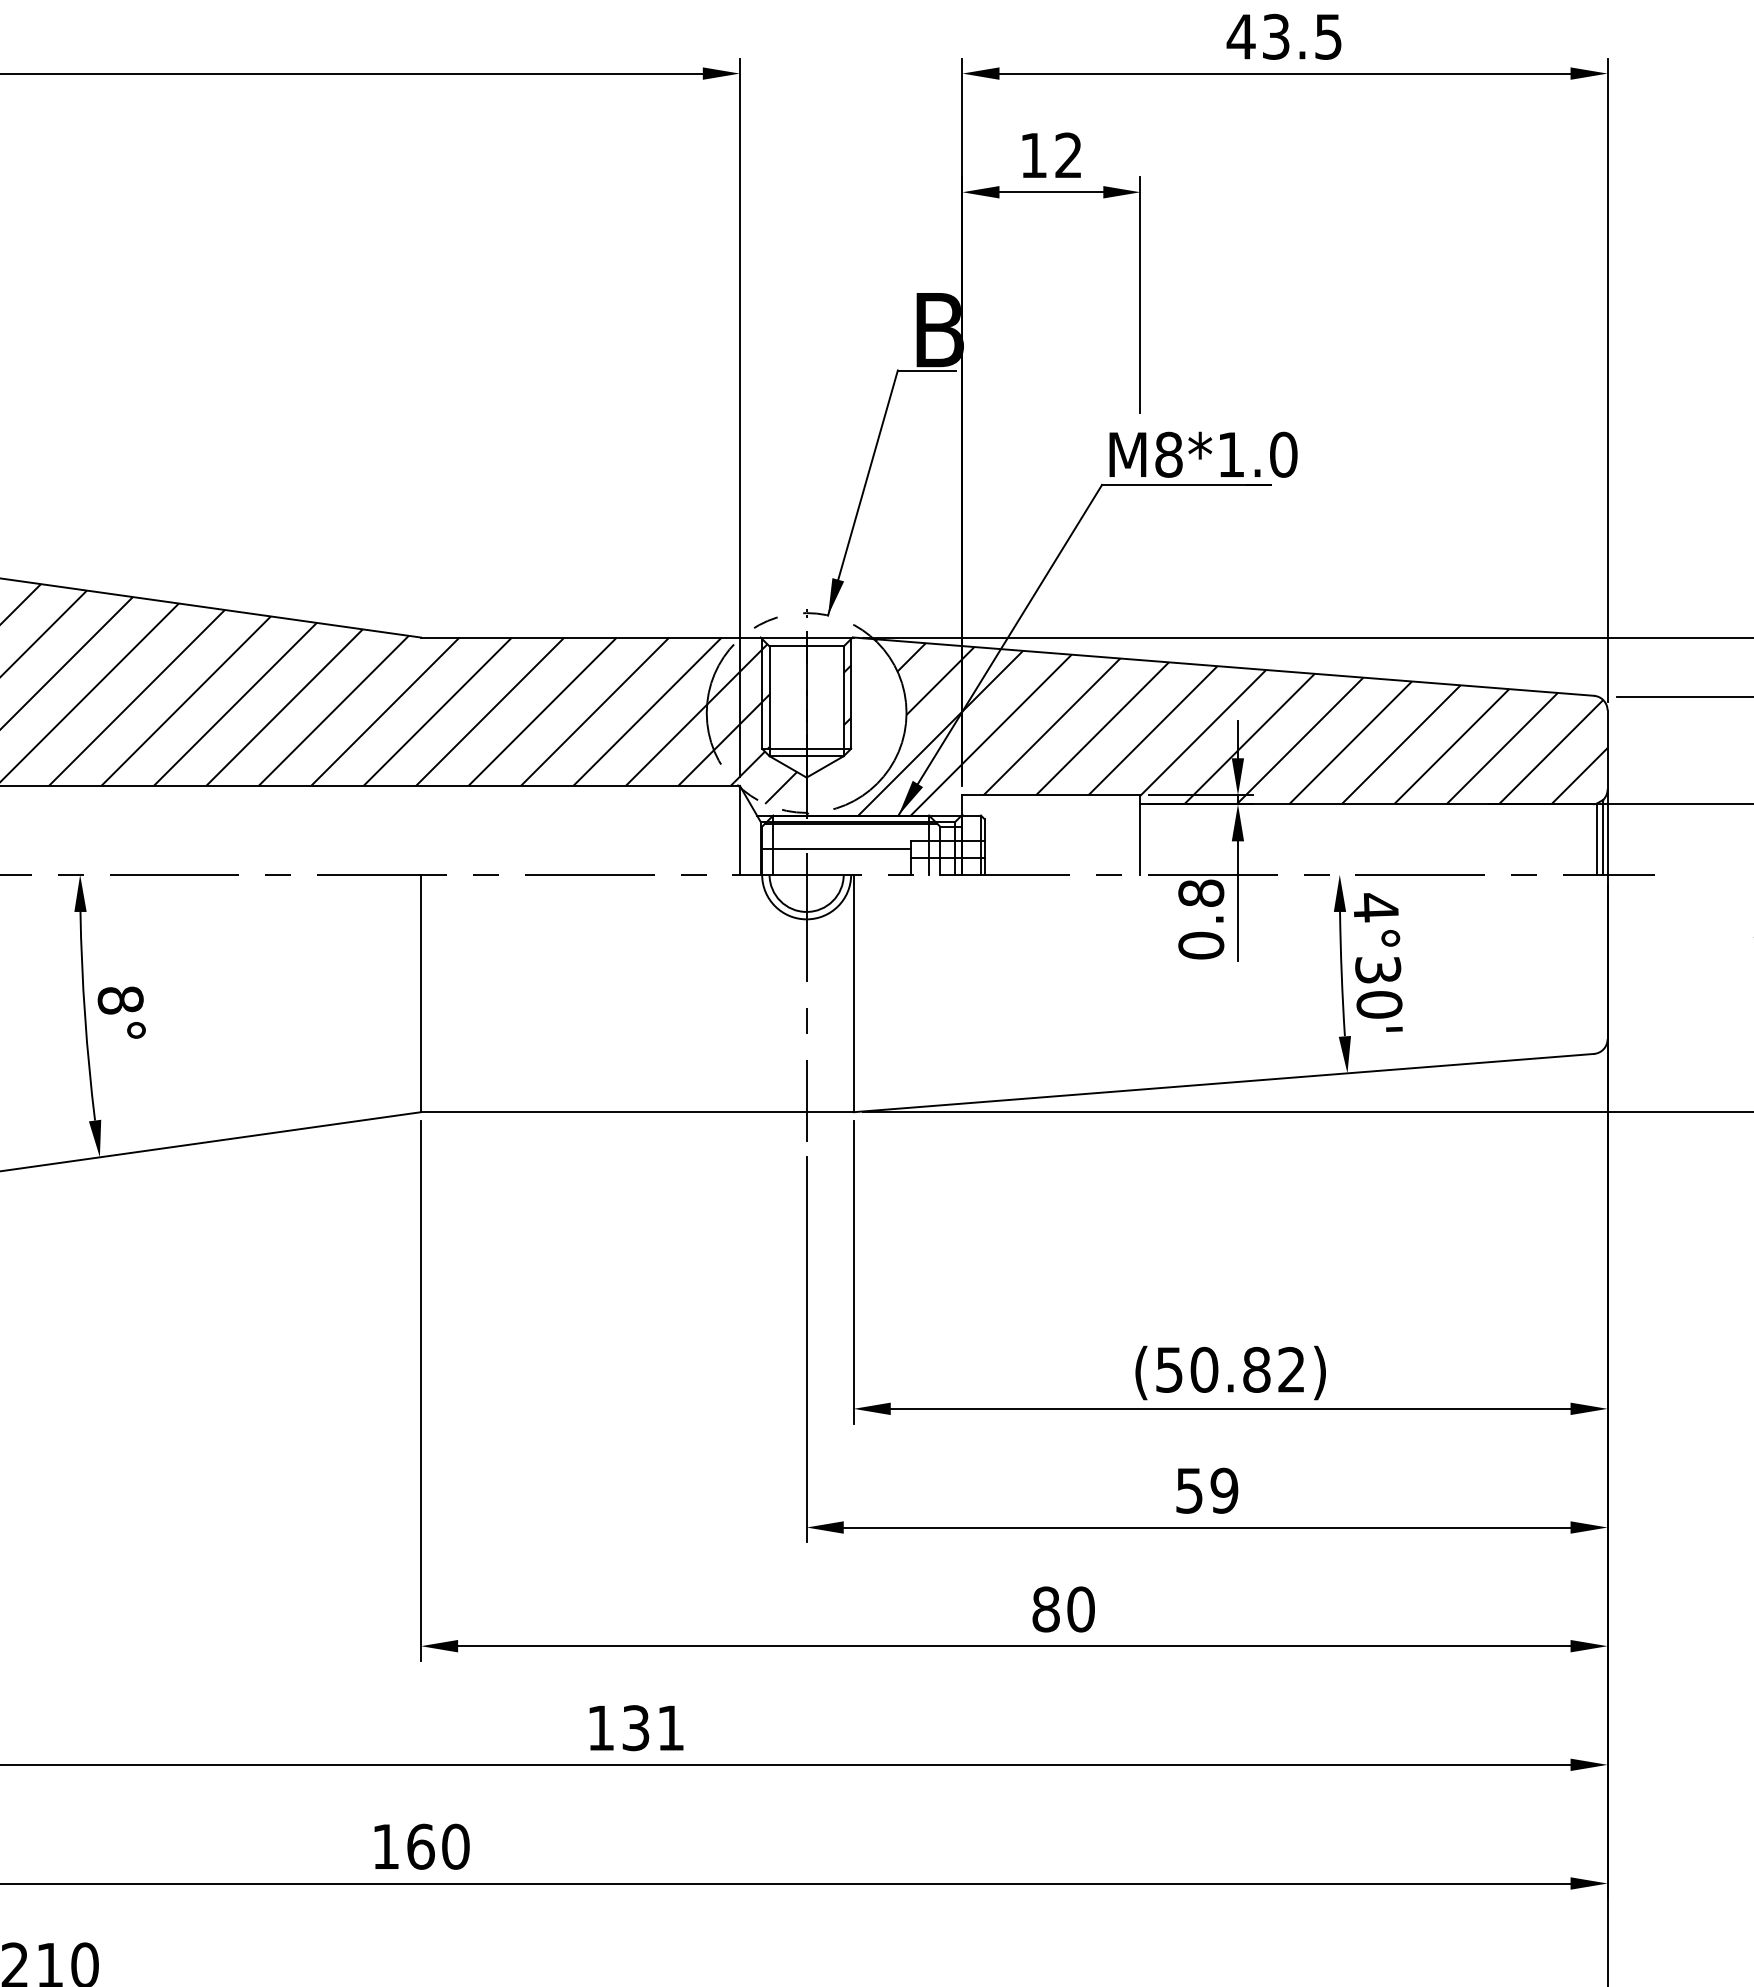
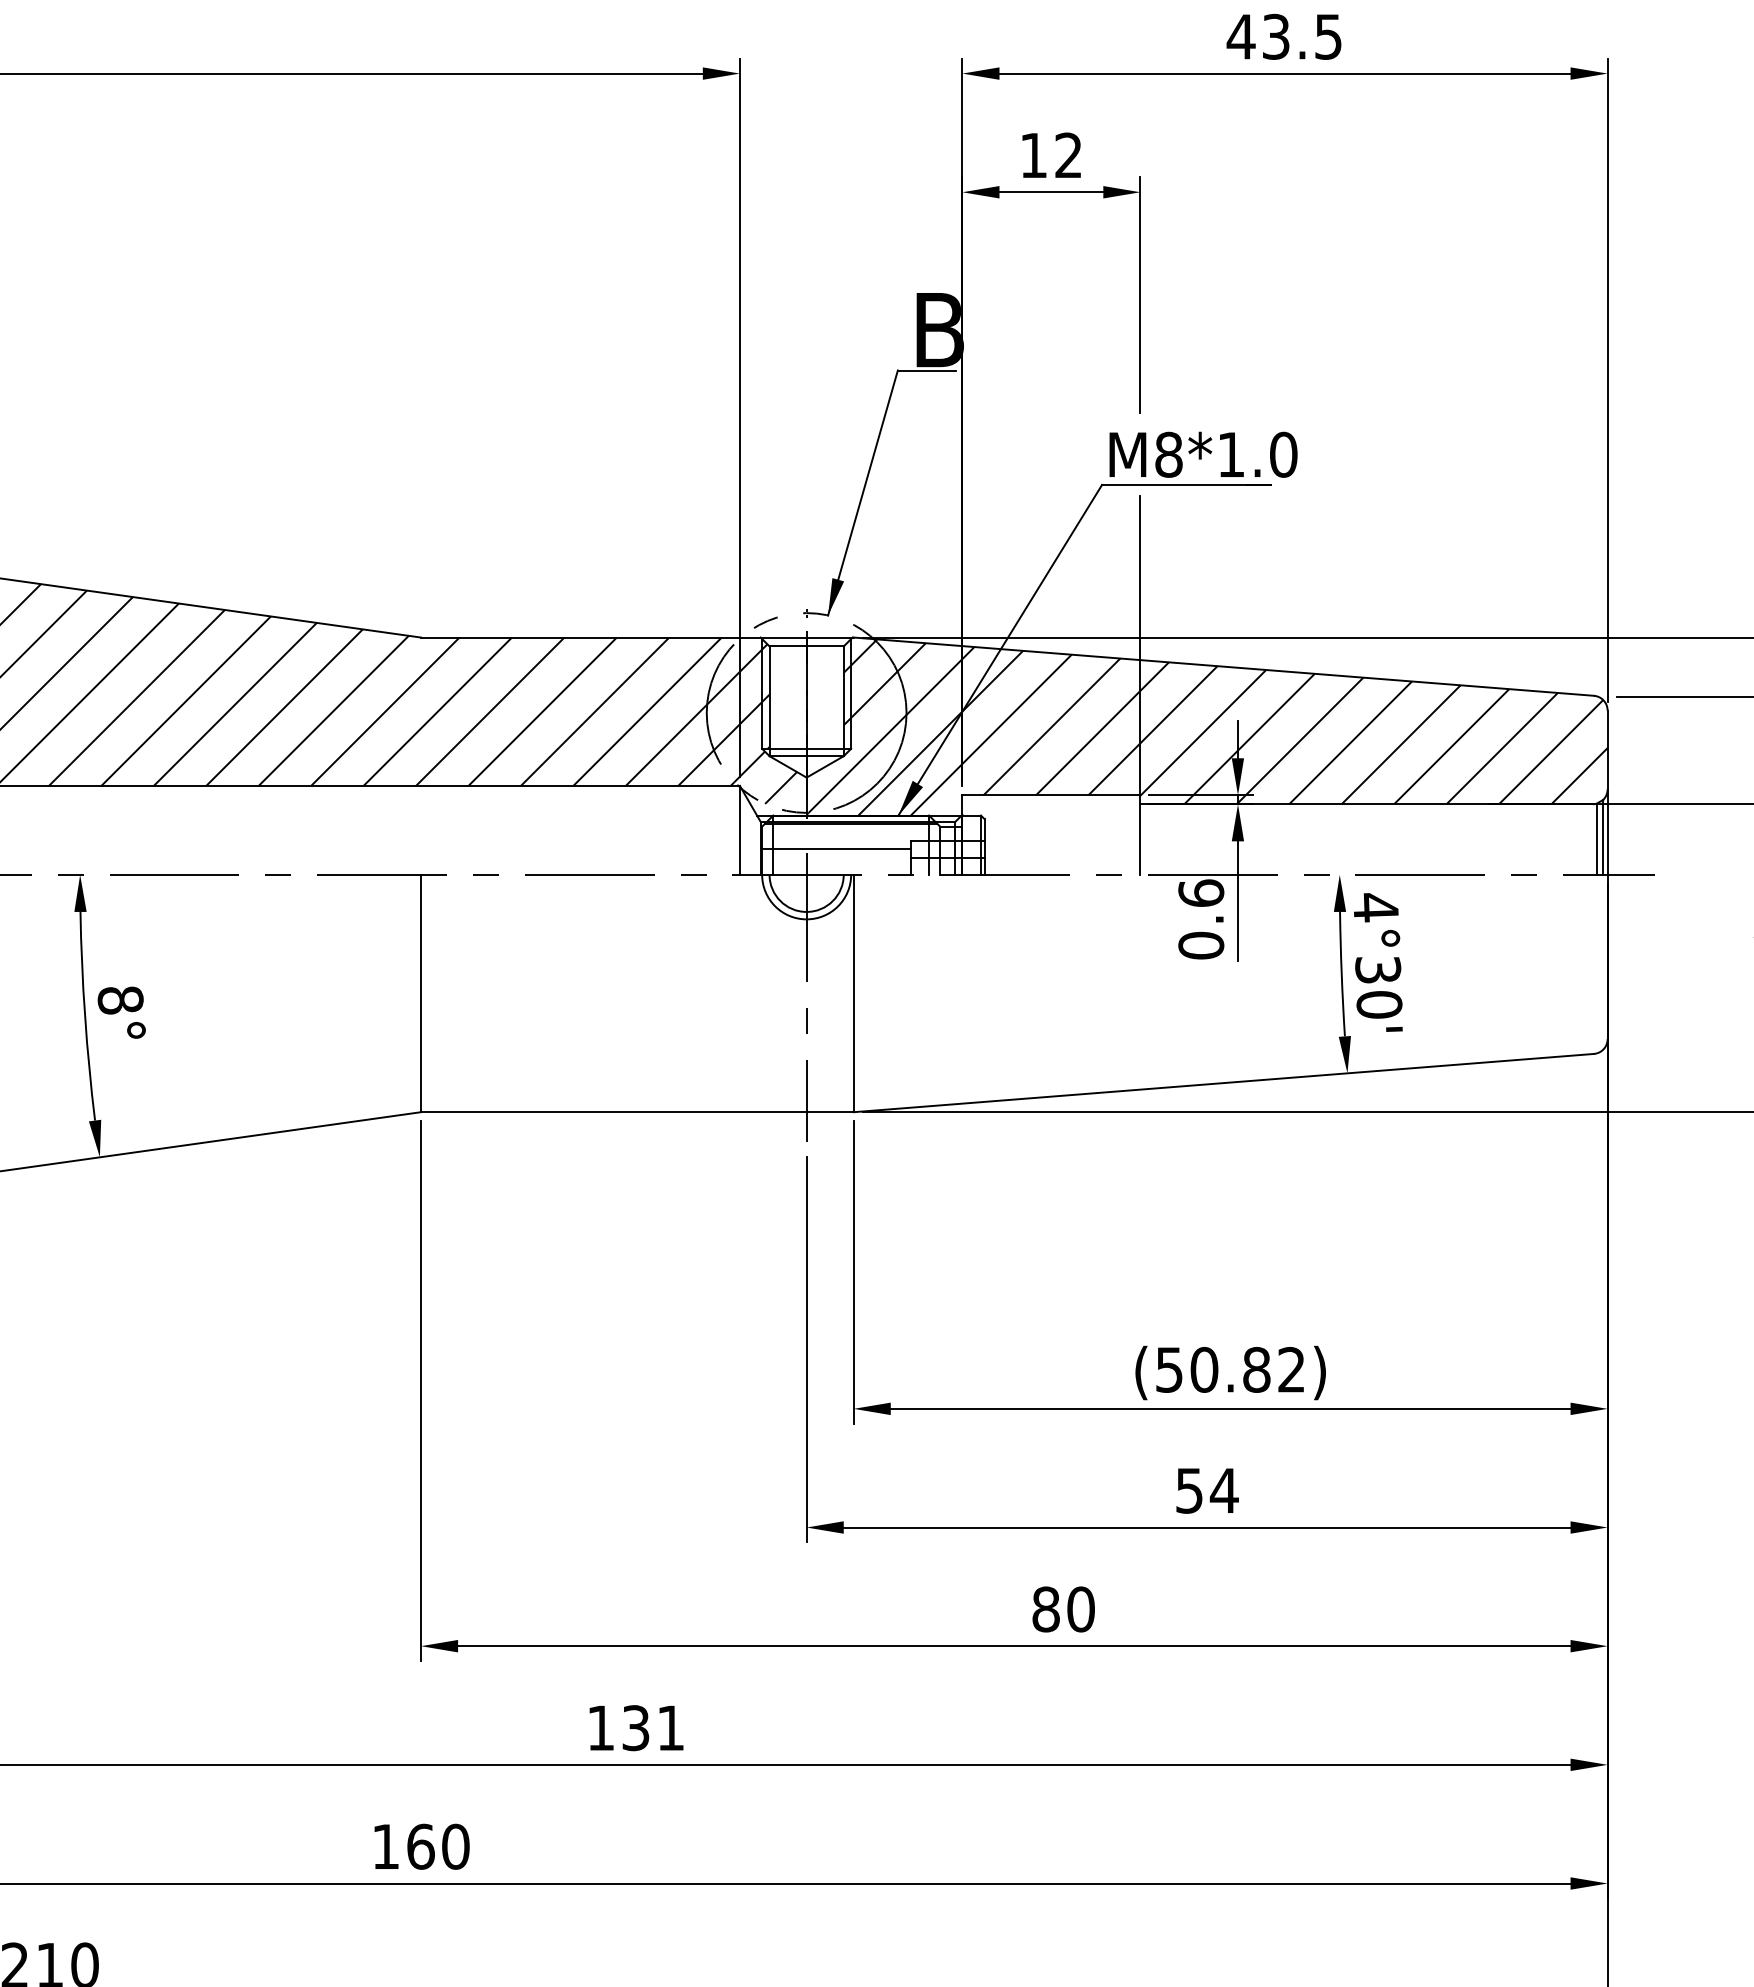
line: none -> present (1140, 644)
hatch: none -> present (857, 726)
text: 0.8 -> 0.6 (1201, 892)
text: 59 -> 54 (1223, 1490)
